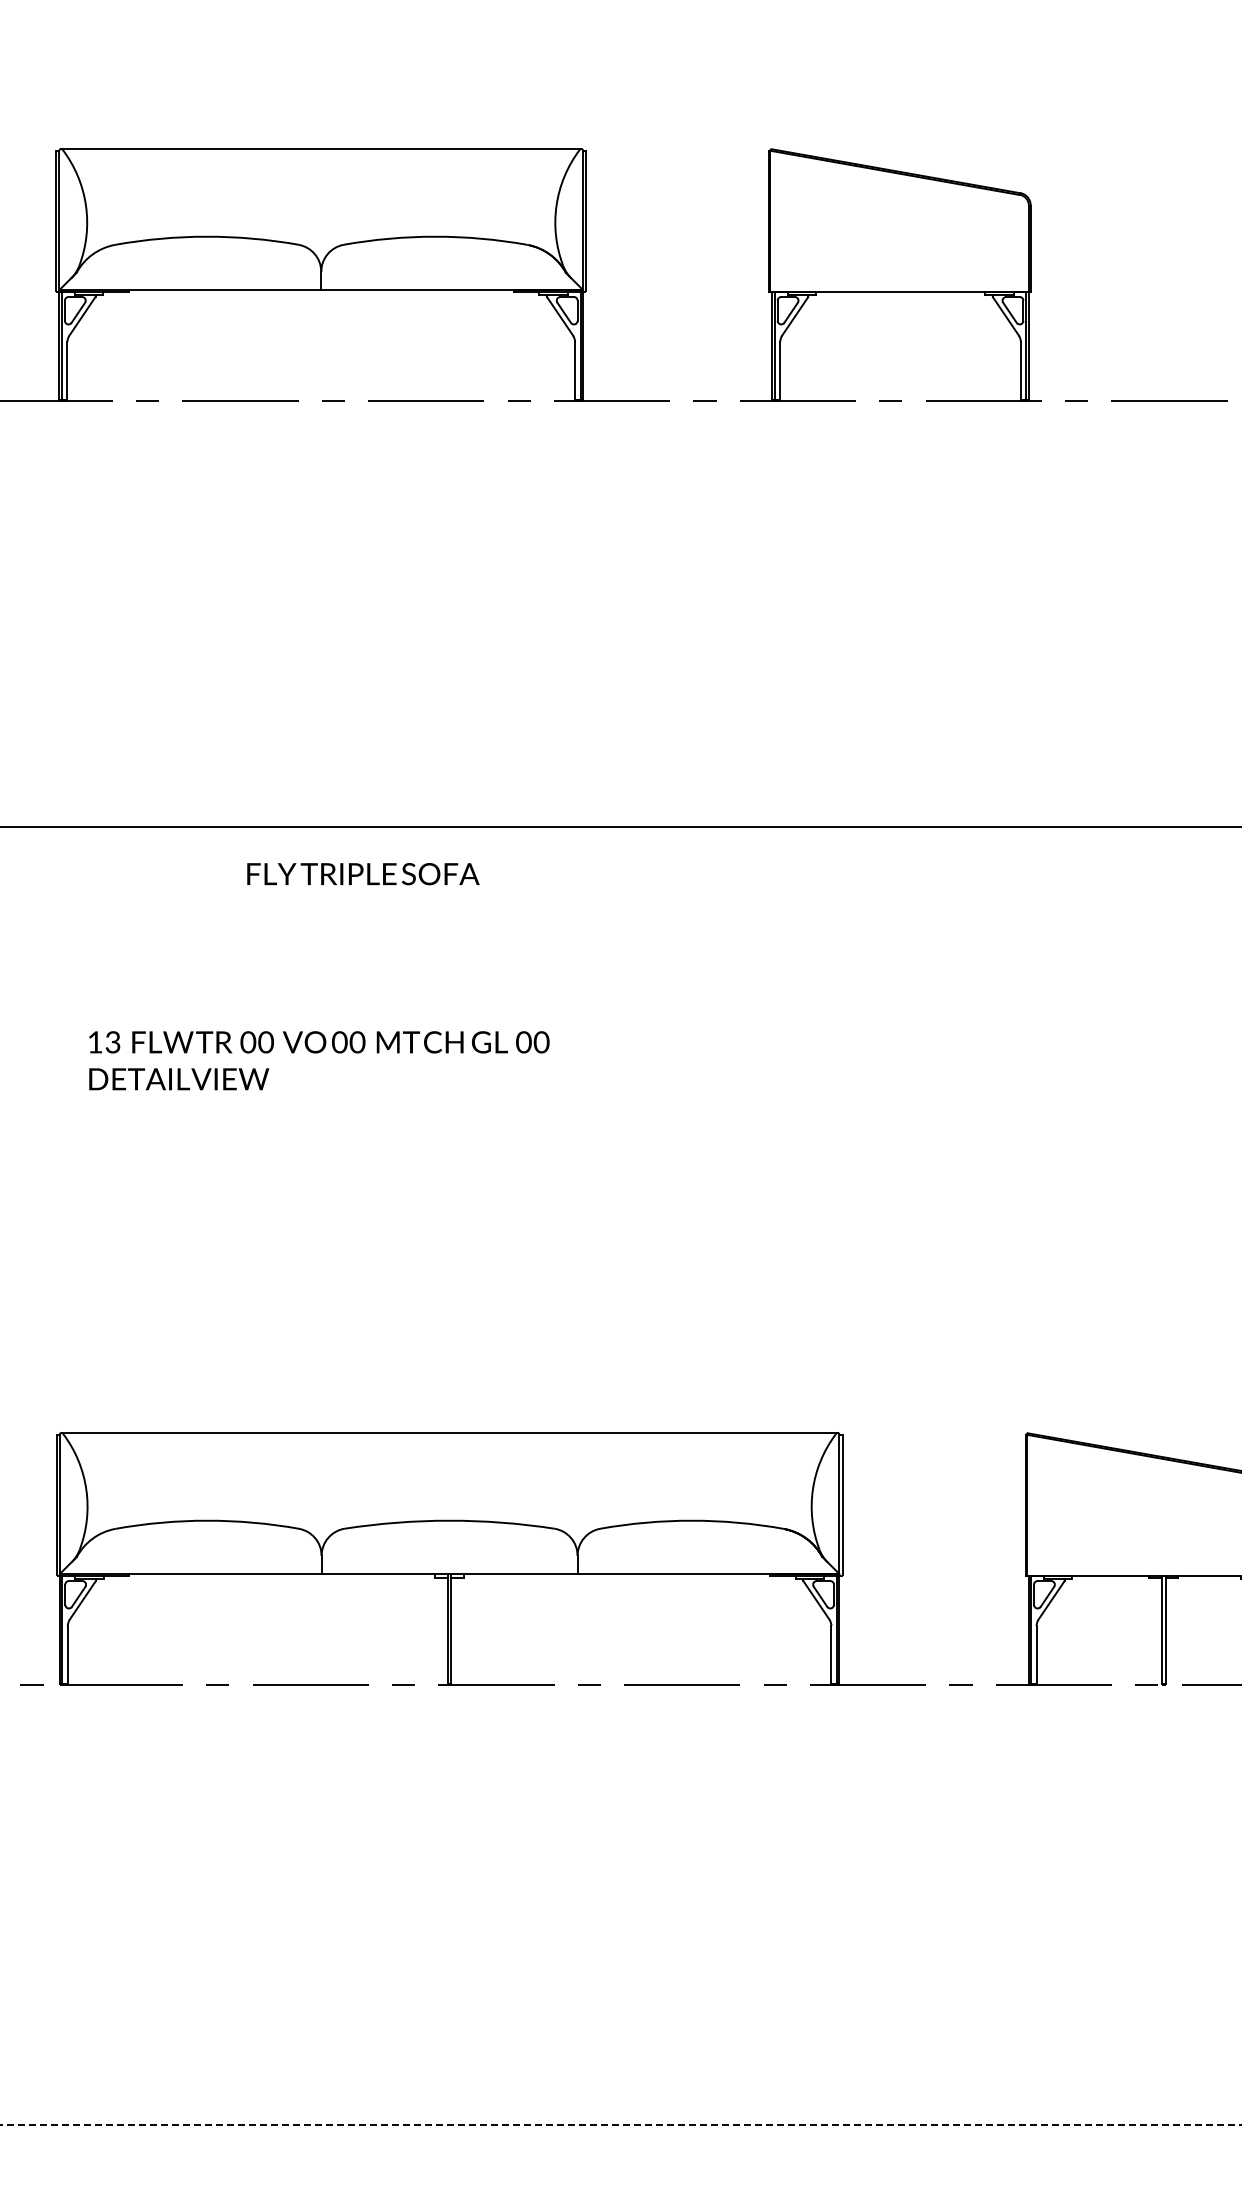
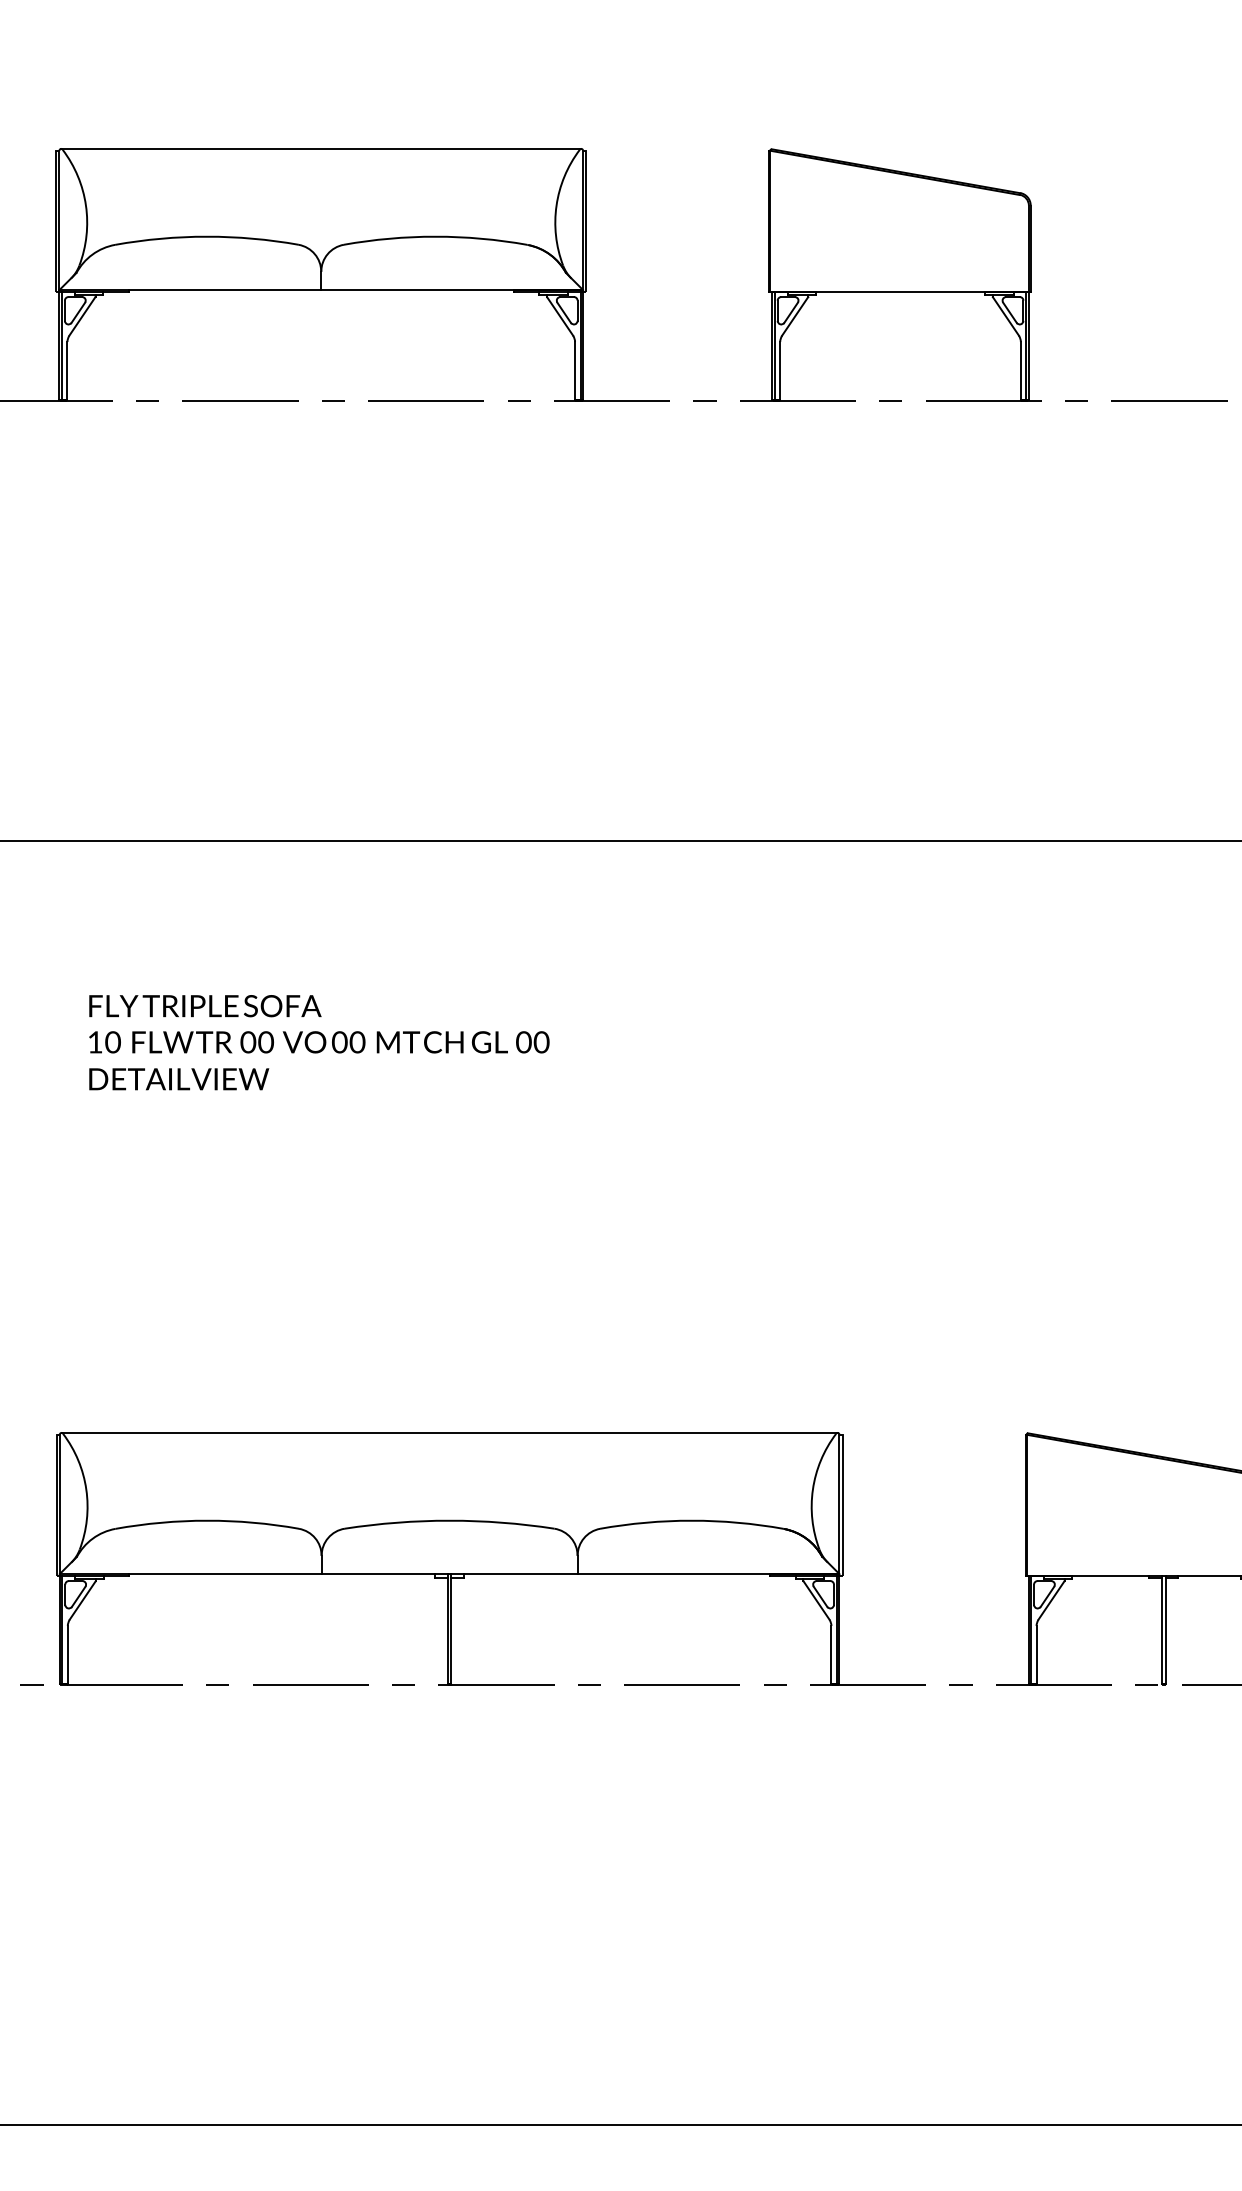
line position: (620, 826) -> (620, 840) (620, 840)
text position: (363, 874) -> (205, 1006) (205, 1006)
text: 13 -> 10 (112, 1042)
line: dashed -> solid (621, 2125)
